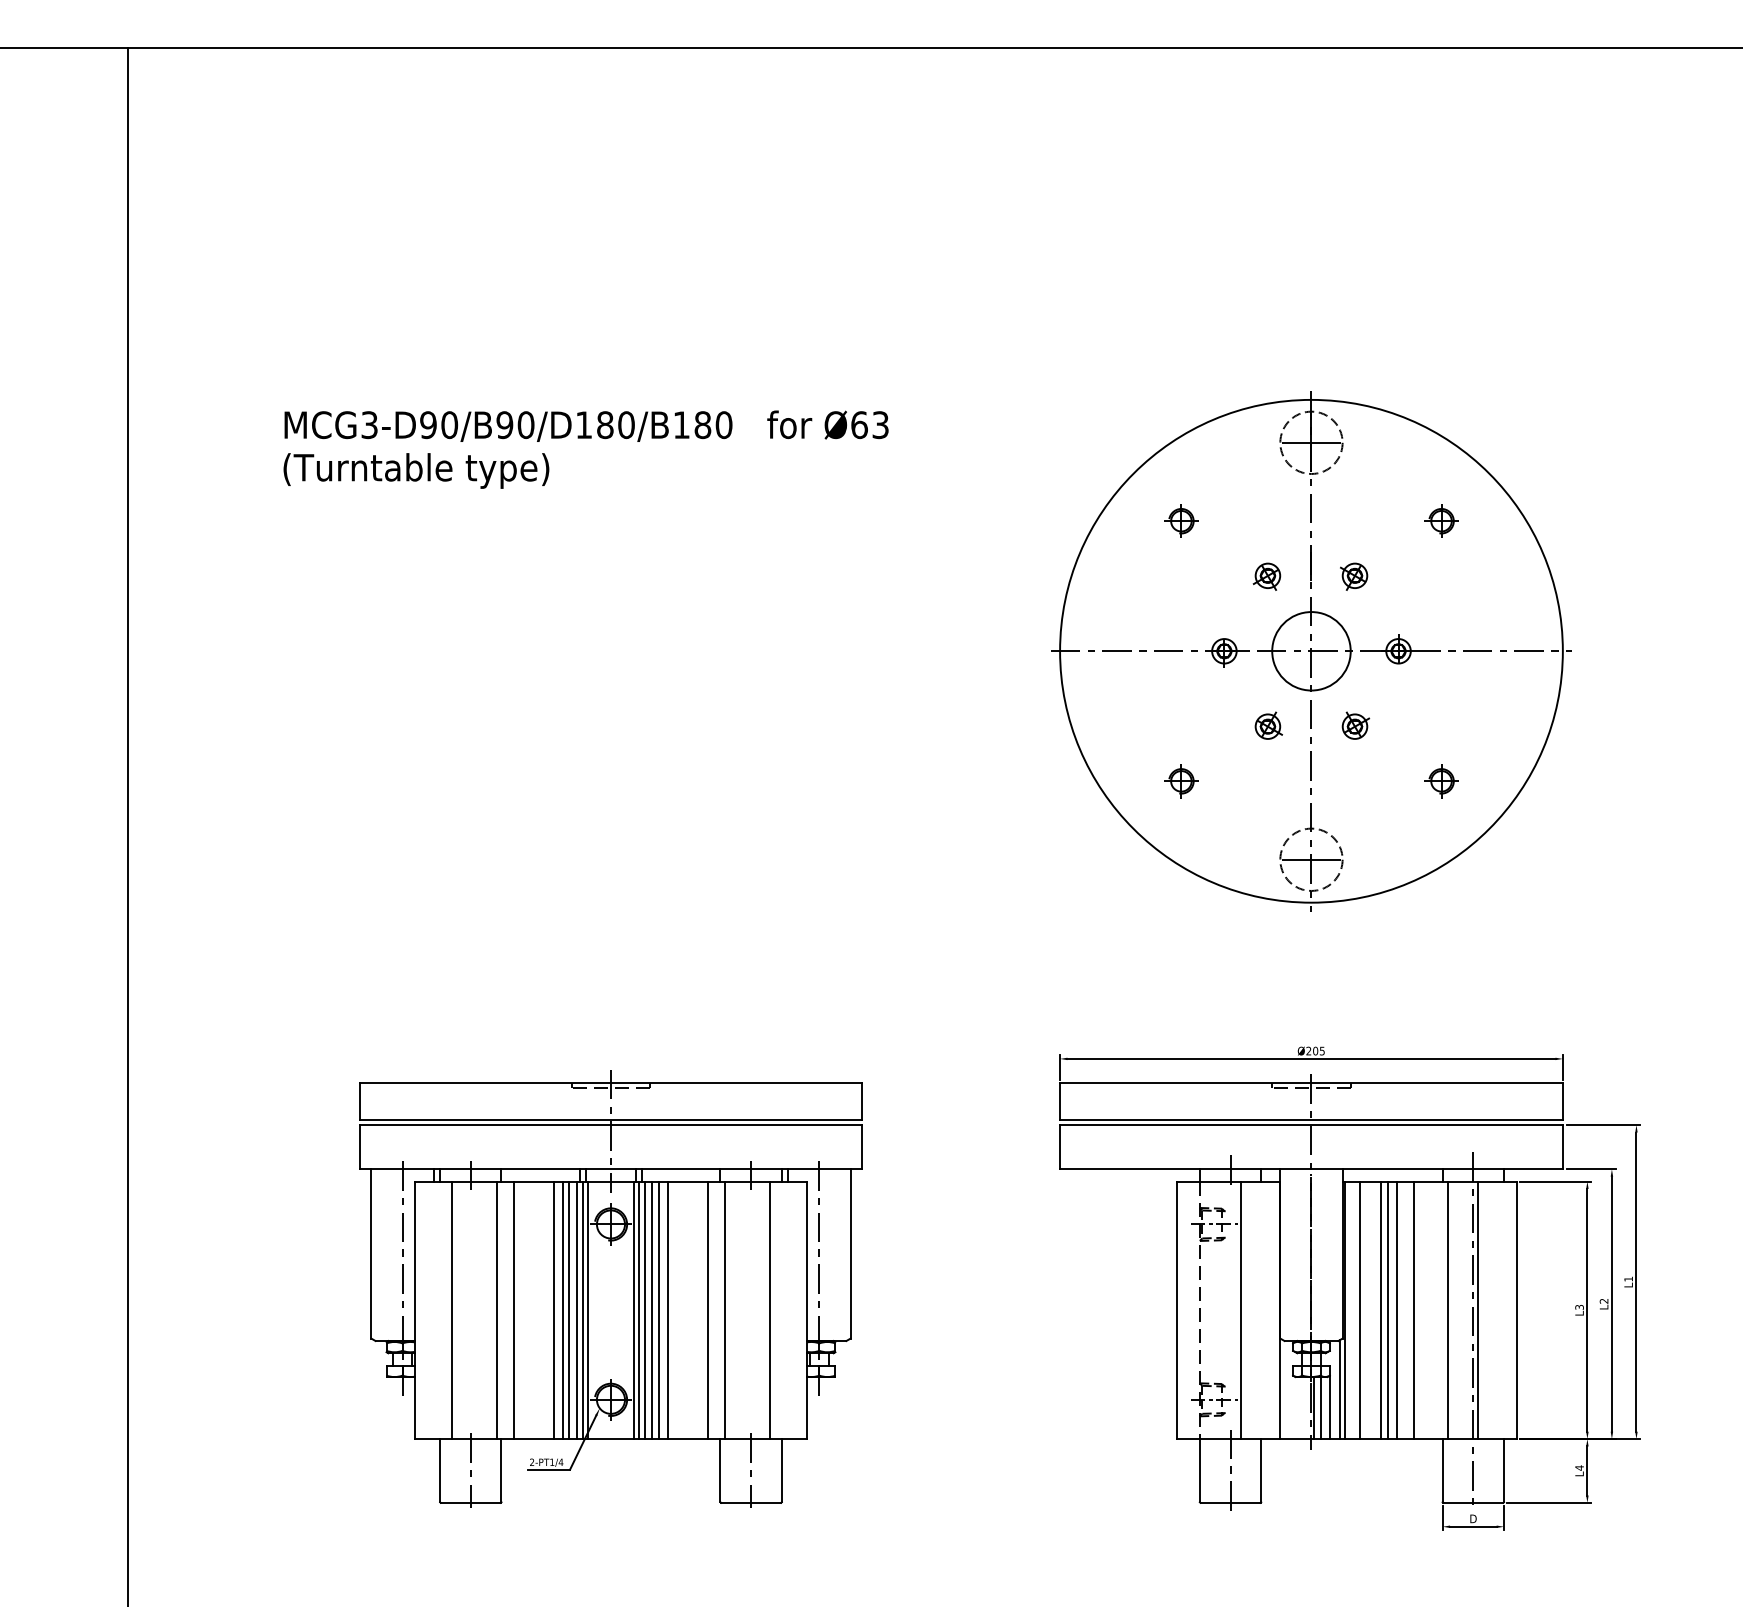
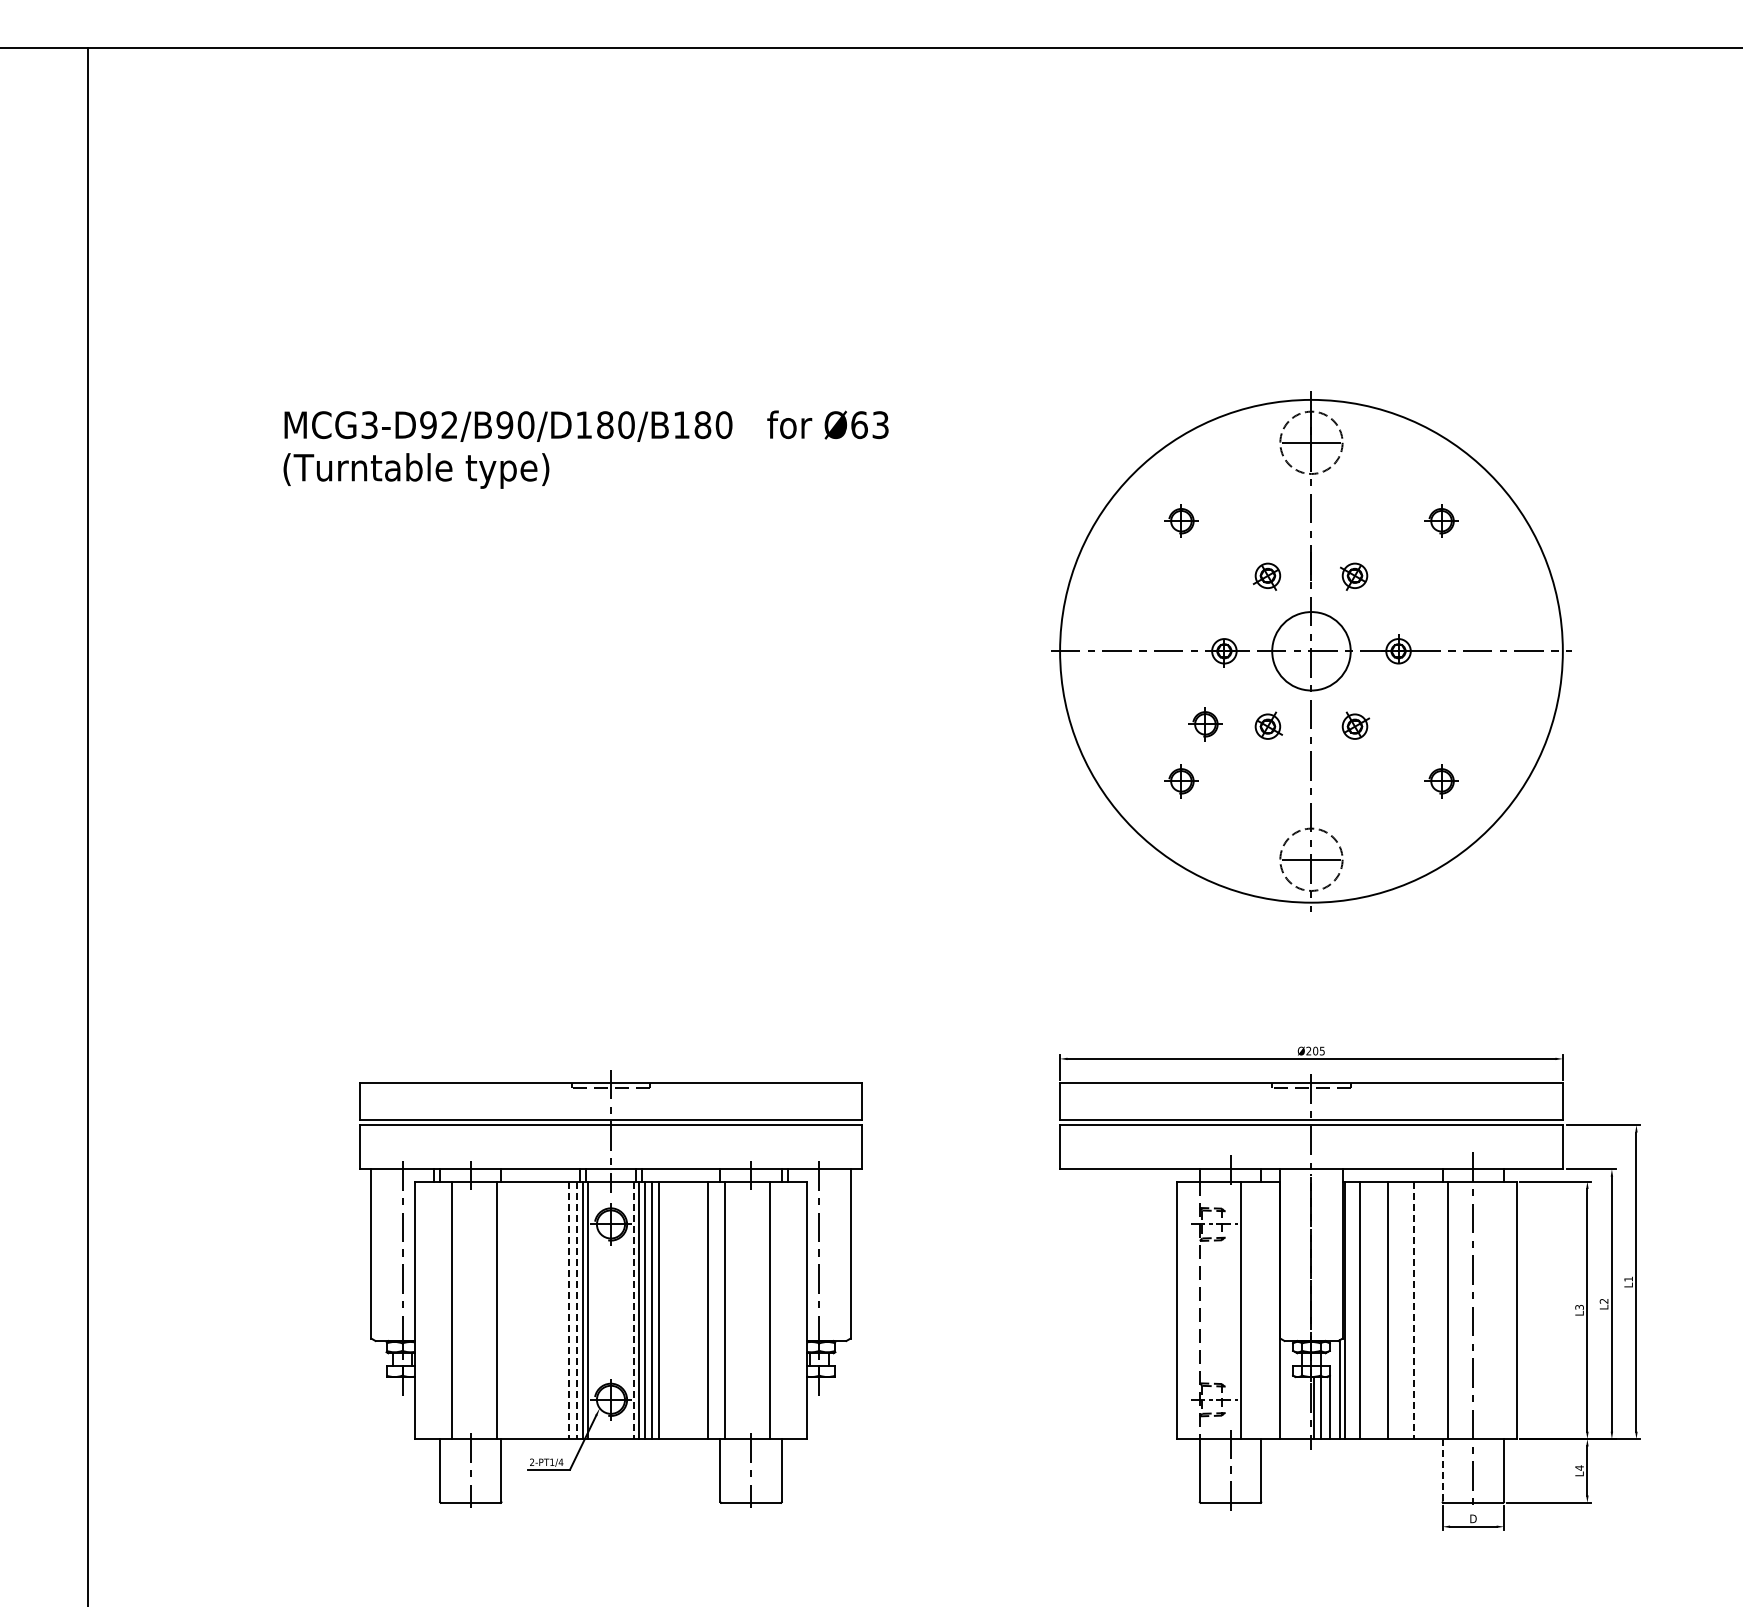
text: MCG3-D90/B90/D180/B180 -> MCG3-D92/B90/D180/B180 (449, 425)
part: none -> present (1205, 724)
line position: (128, 825) -> (88, 825) (88, 825)
line: present -> none (513, 1310)
line: present -> none (553, 1310)
line: present -> none (563, 1310)
line: solid -> dashed (569, 1310)
line: solid -> dashed (577, 1310)
line: solid -> dashed (634, 1310)
line: present -> none (668, 1310)
line: present -> none (1381, 1310)
line: present -> none (1397, 1310)
line: solid -> dashed (1413, 1310)
line: present -> none (1477, 1310)
line: solid -> dashed (1442, 1470)
